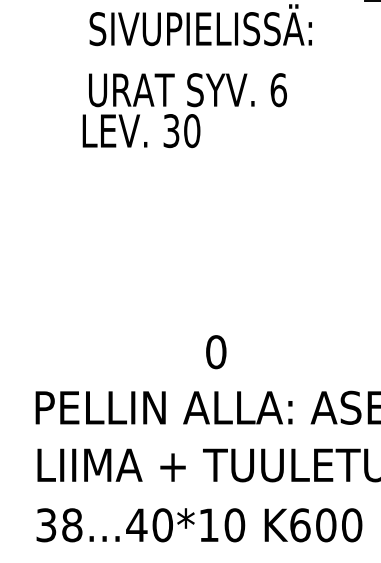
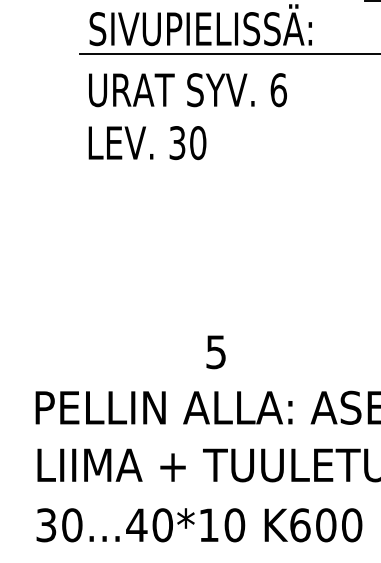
line: none -> present (228, 54)
text position: (141, 131) -> (147, 143) (147, 143)
text: 0 -> 5 (216, 352)
text: 38...40*10 -> 30...40*10 (72, 525)
